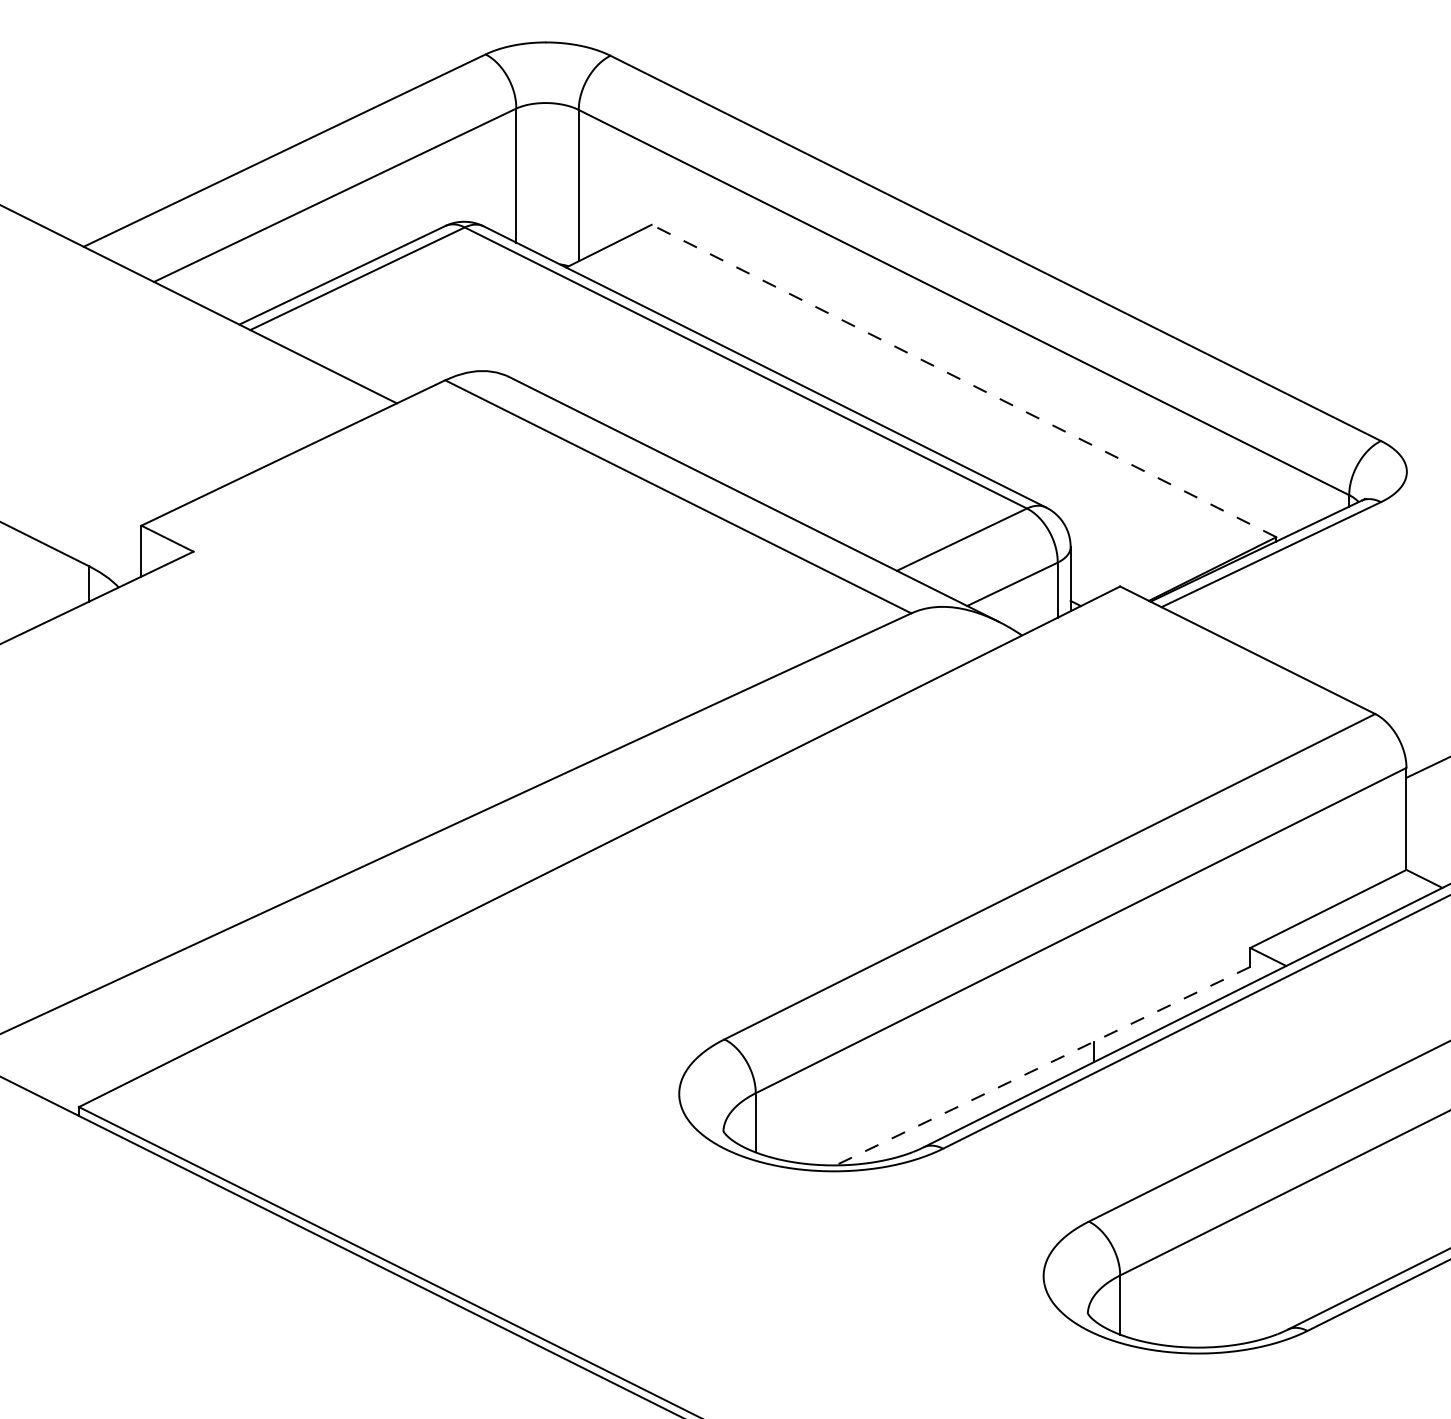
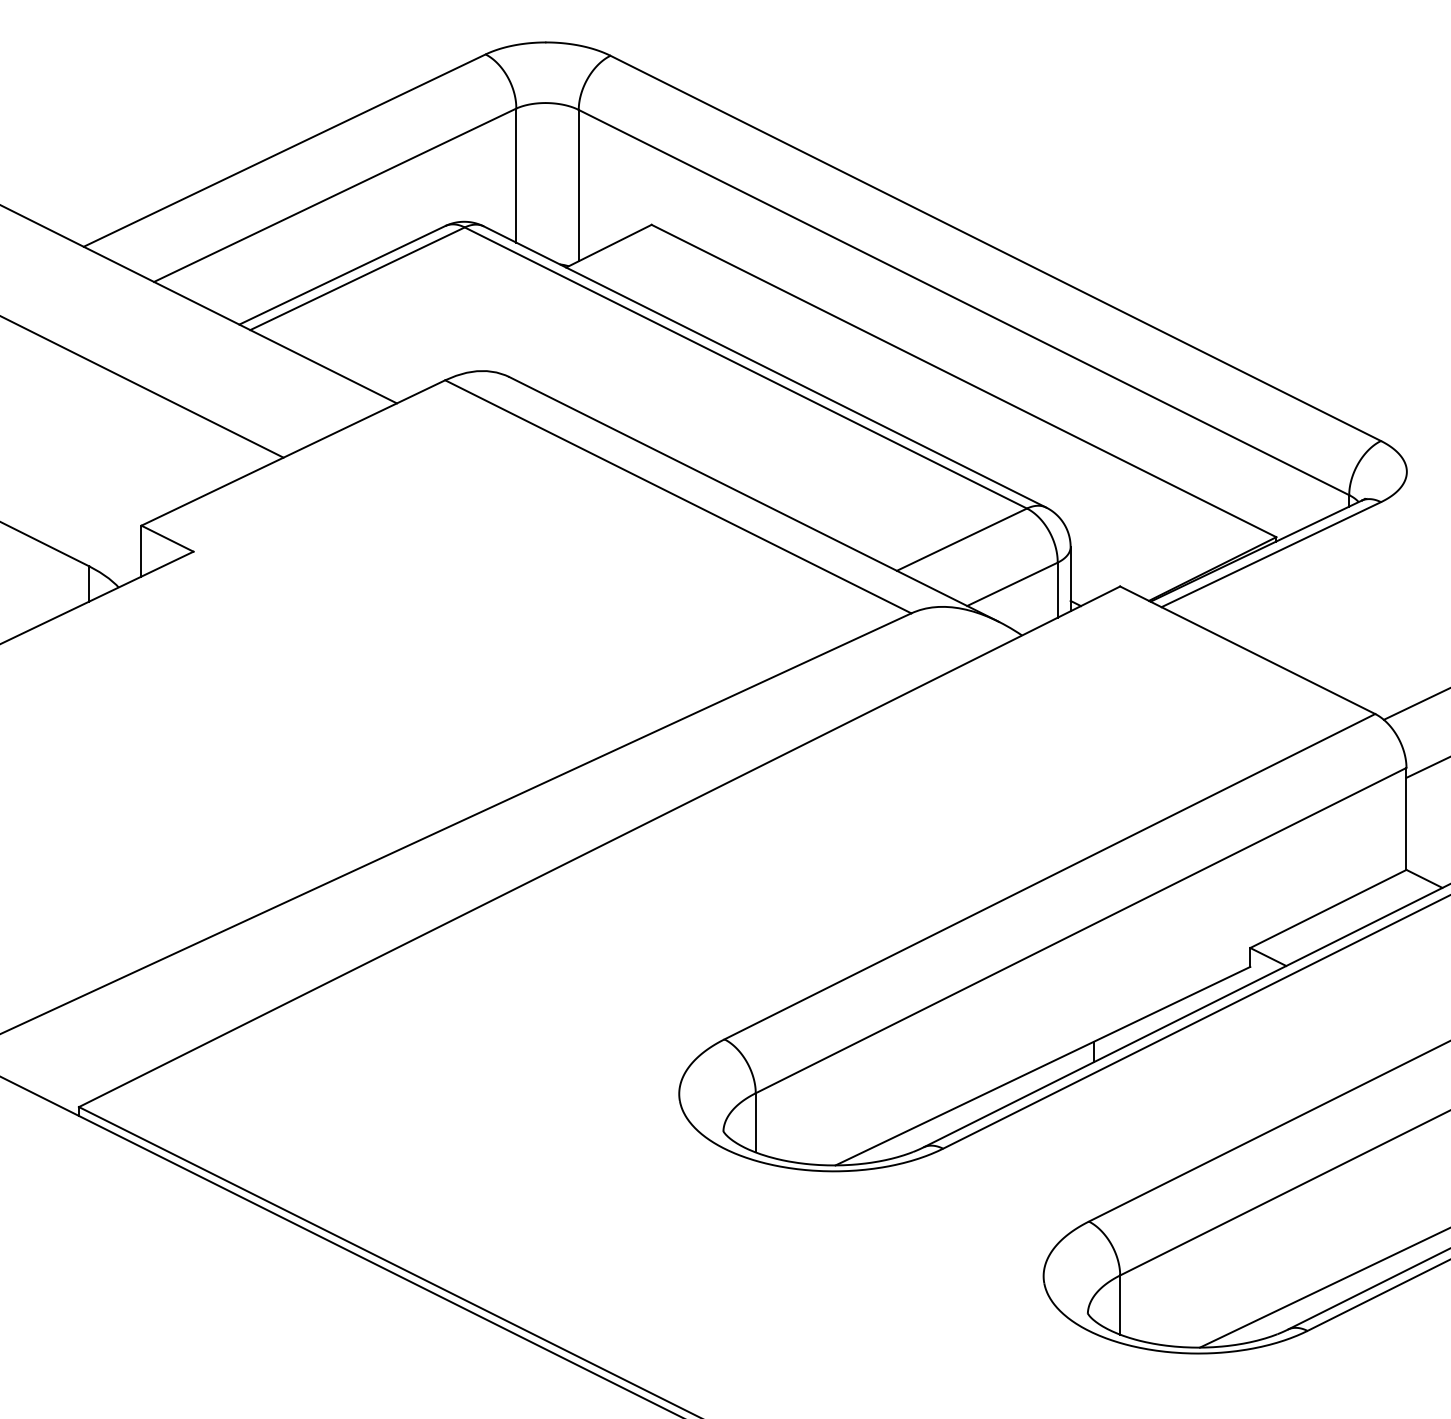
line: dashed -> solid (963, 380)
line: none -> present (142, 387)
line: none -> present (1415, 704)
line: dashed -> solid (1042, 1066)
line: none -> present (1323, 1288)
